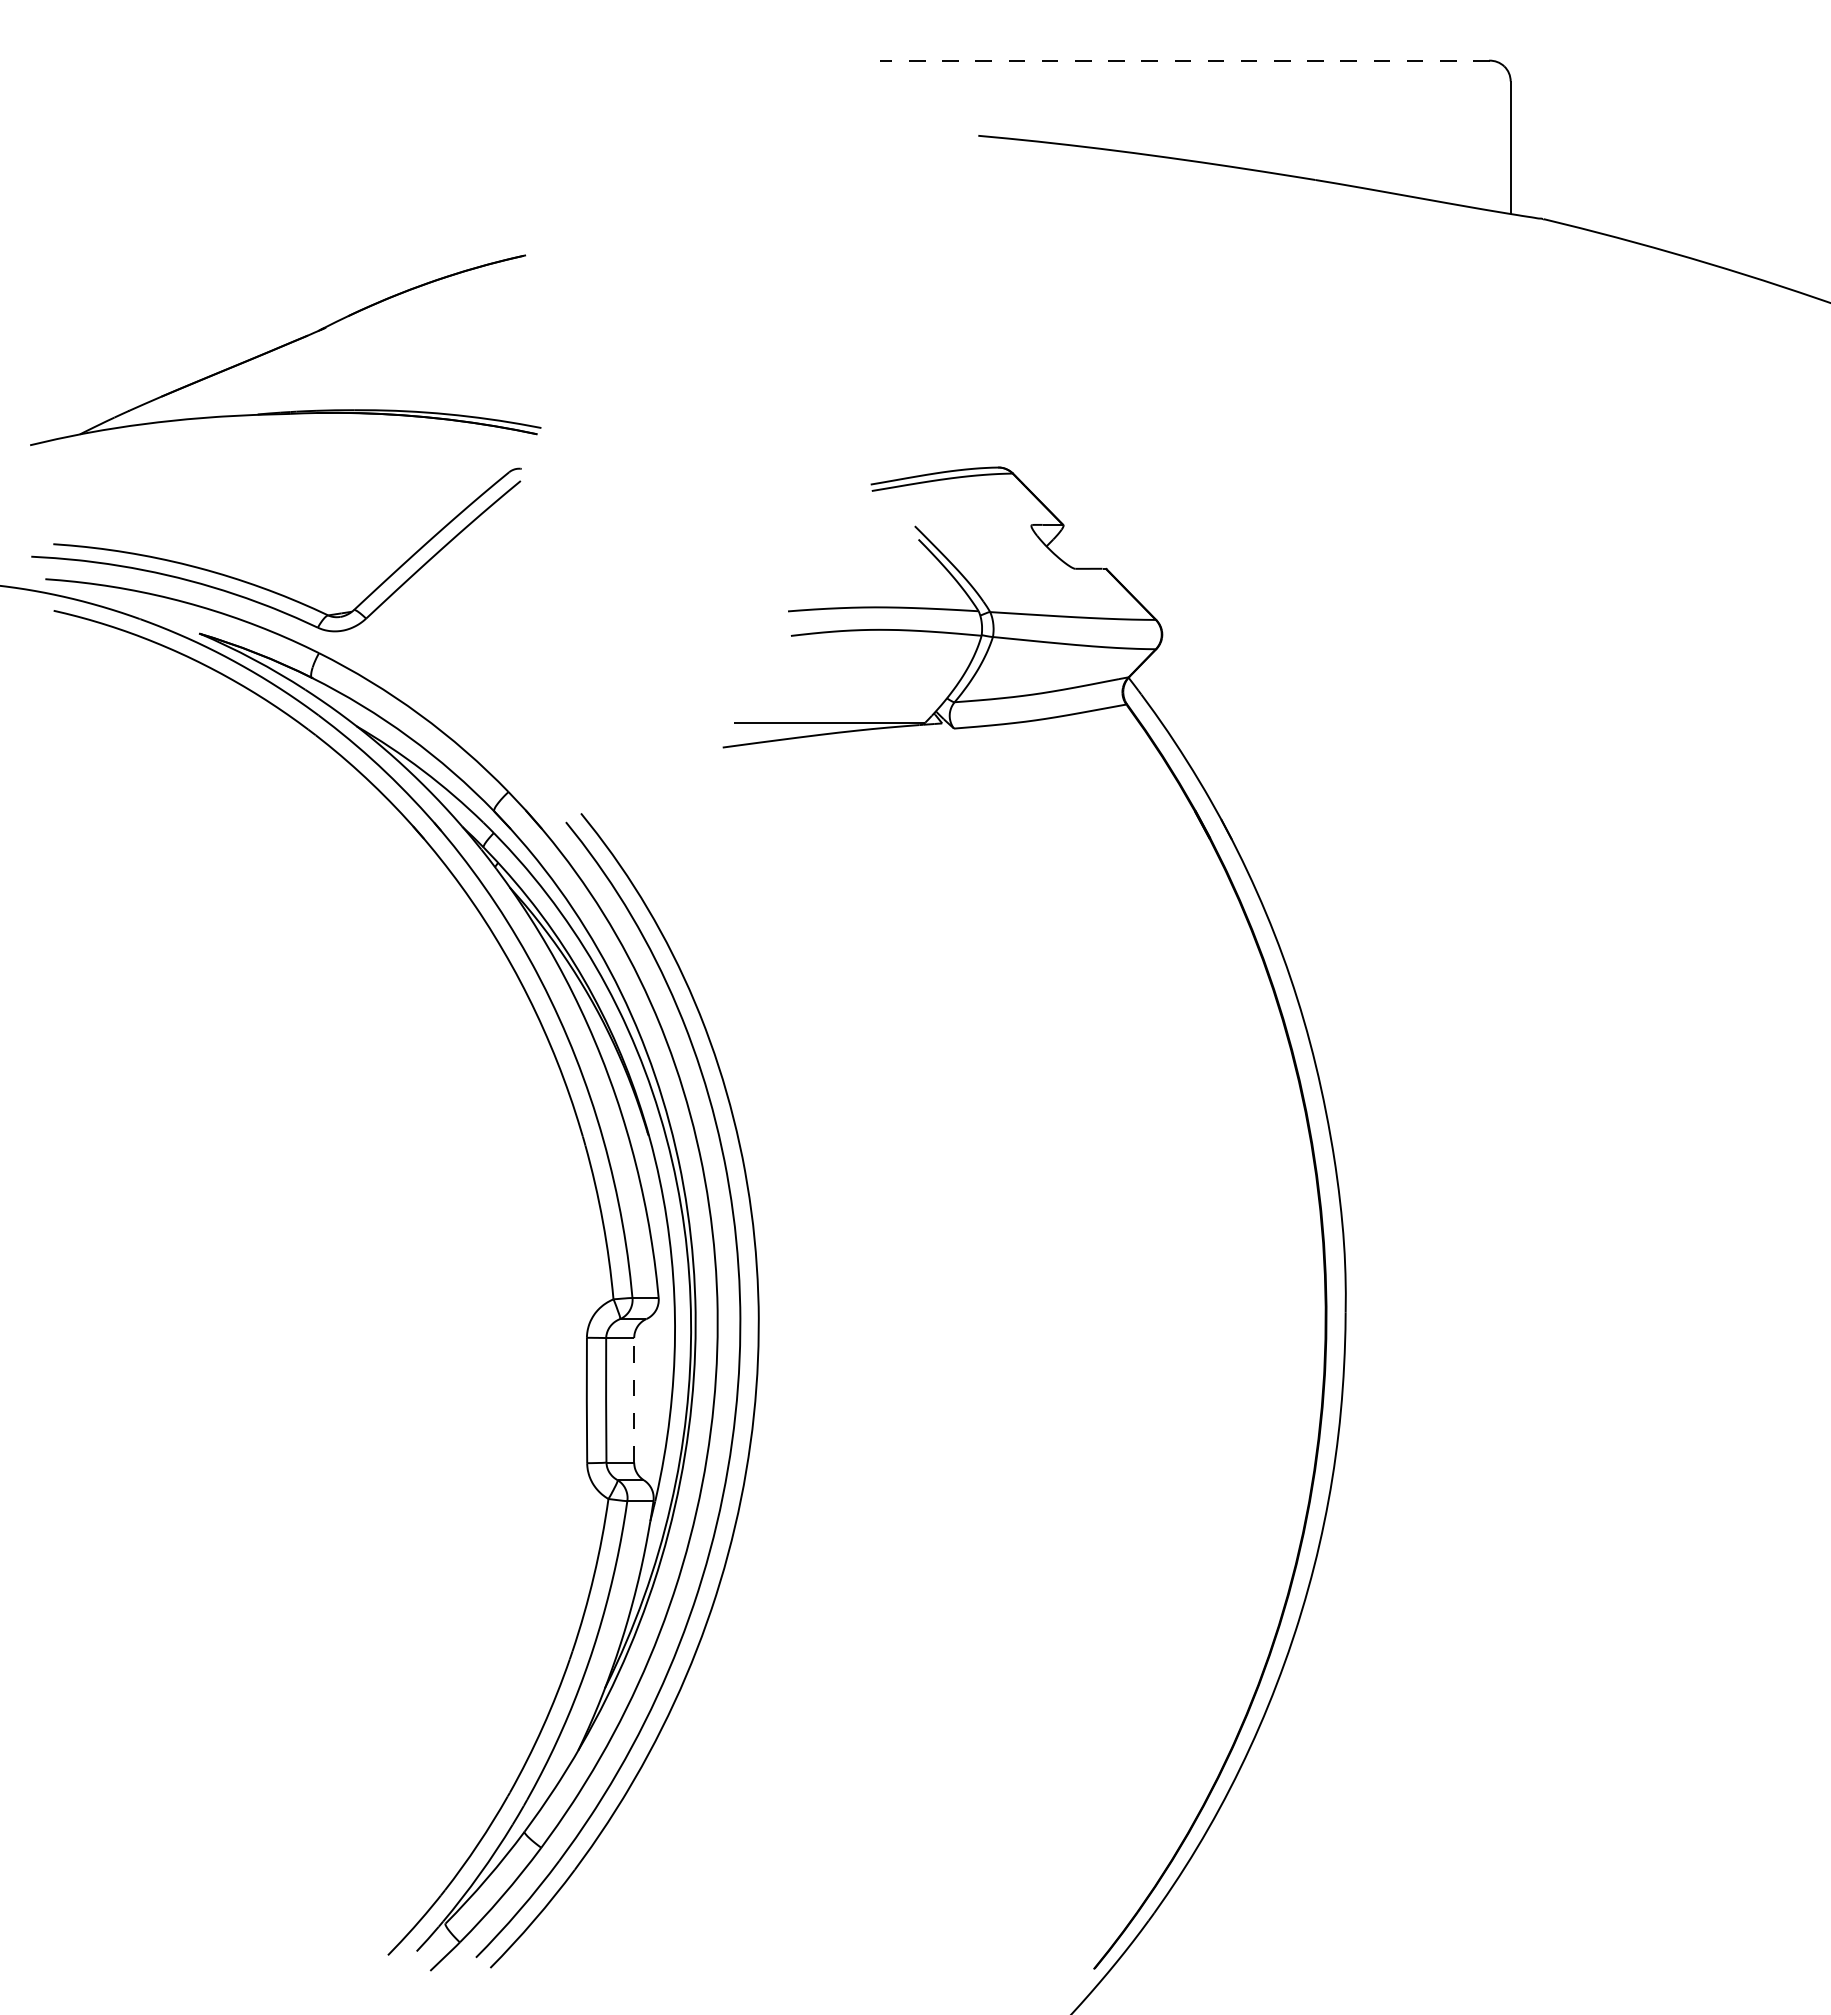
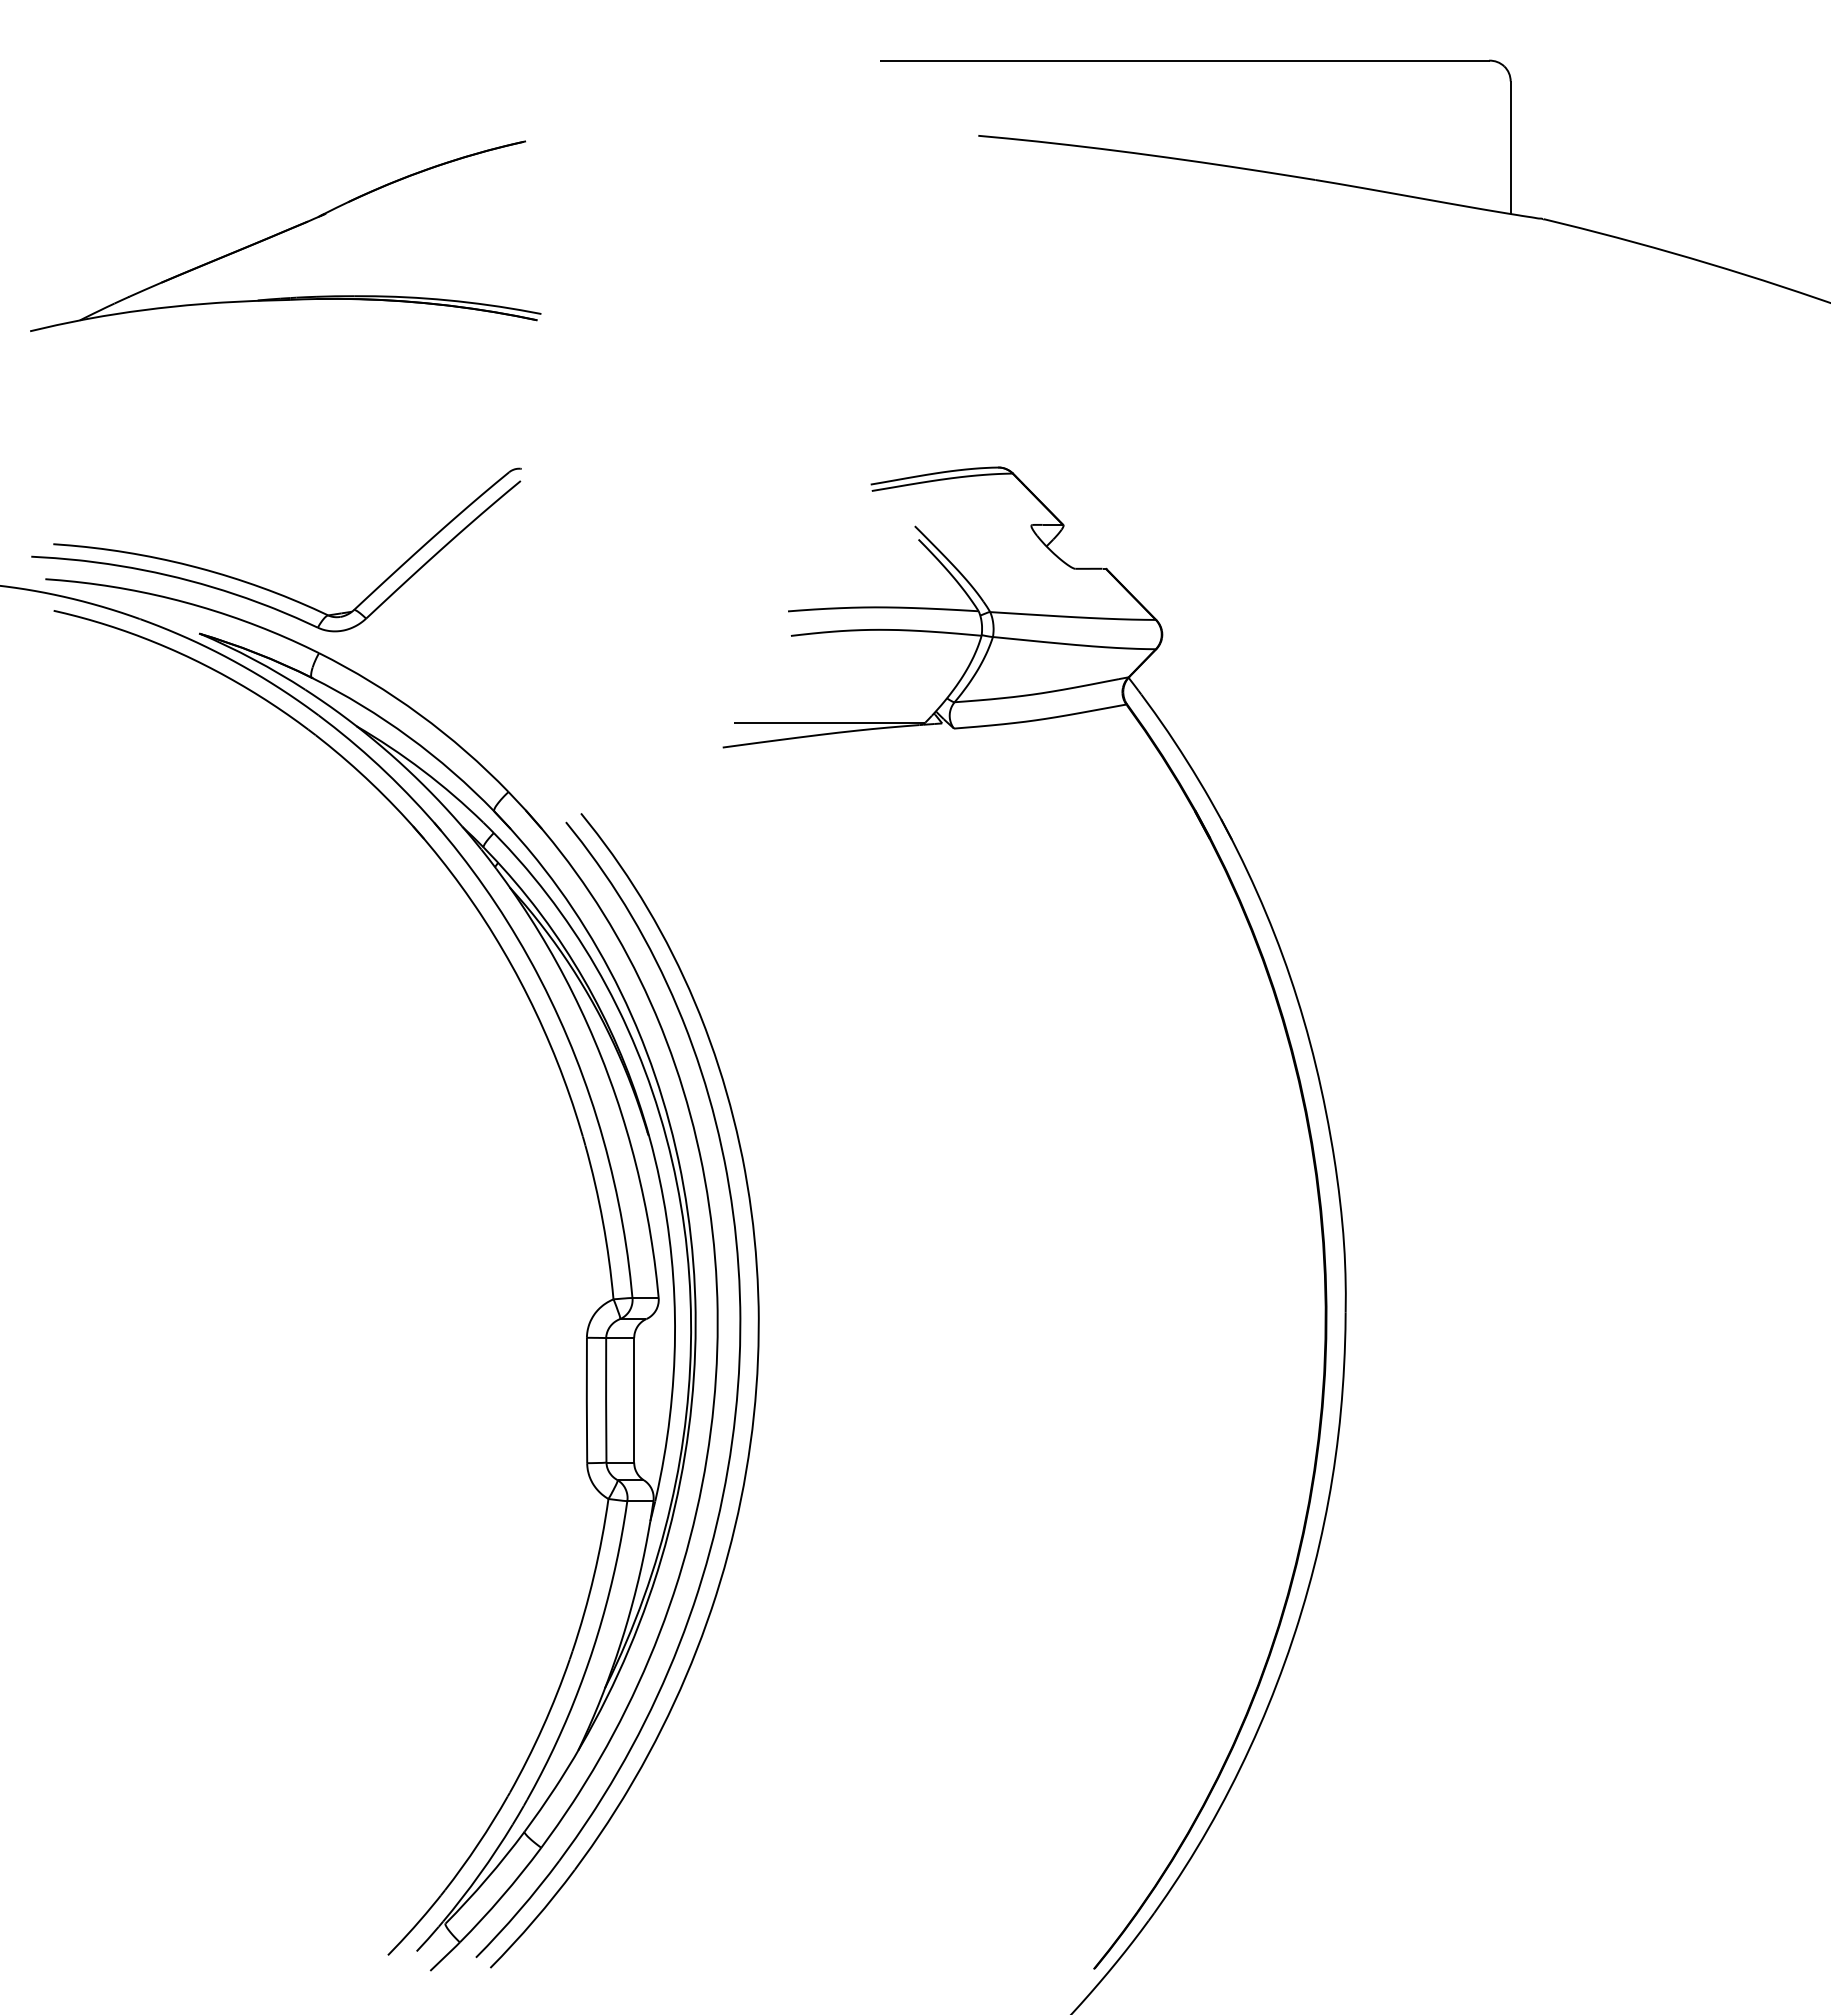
line: dashed -> solid (1185, 60)
part position: (285, 349) -> (285, 235) (285, 235)
line: dashed -> solid (634, 1399)
